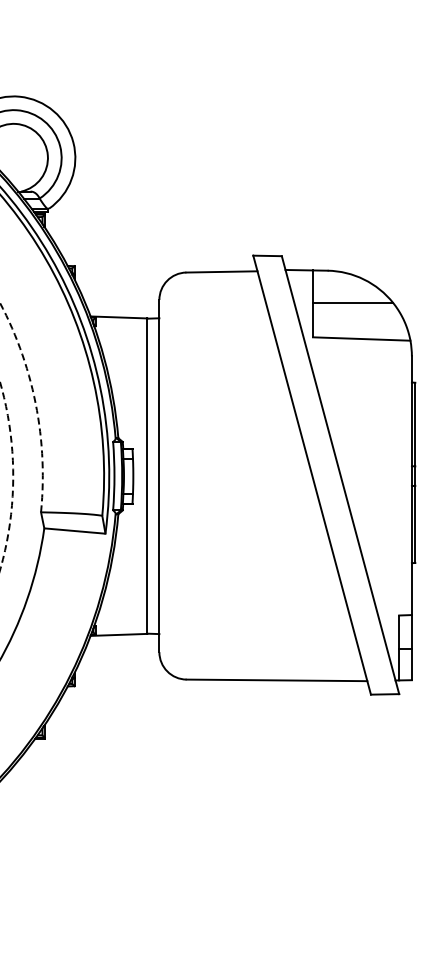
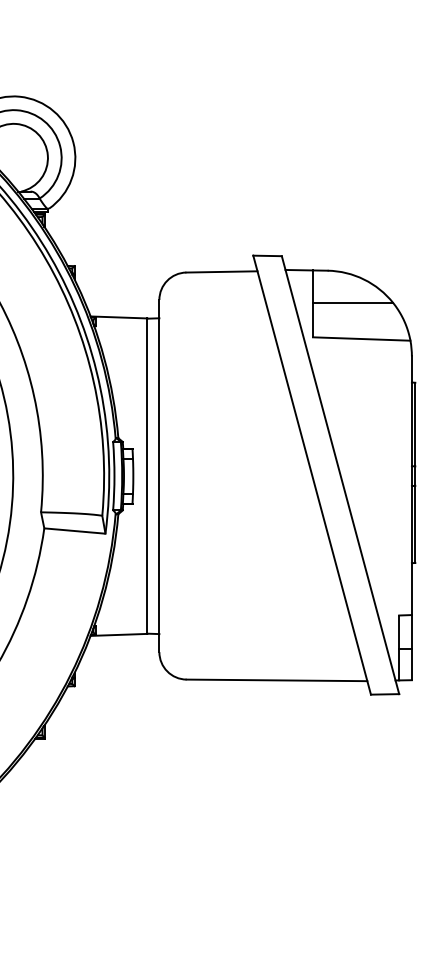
arc: dashed -> solid (35, 403)
arc: dashed -> solid (13, 475)
